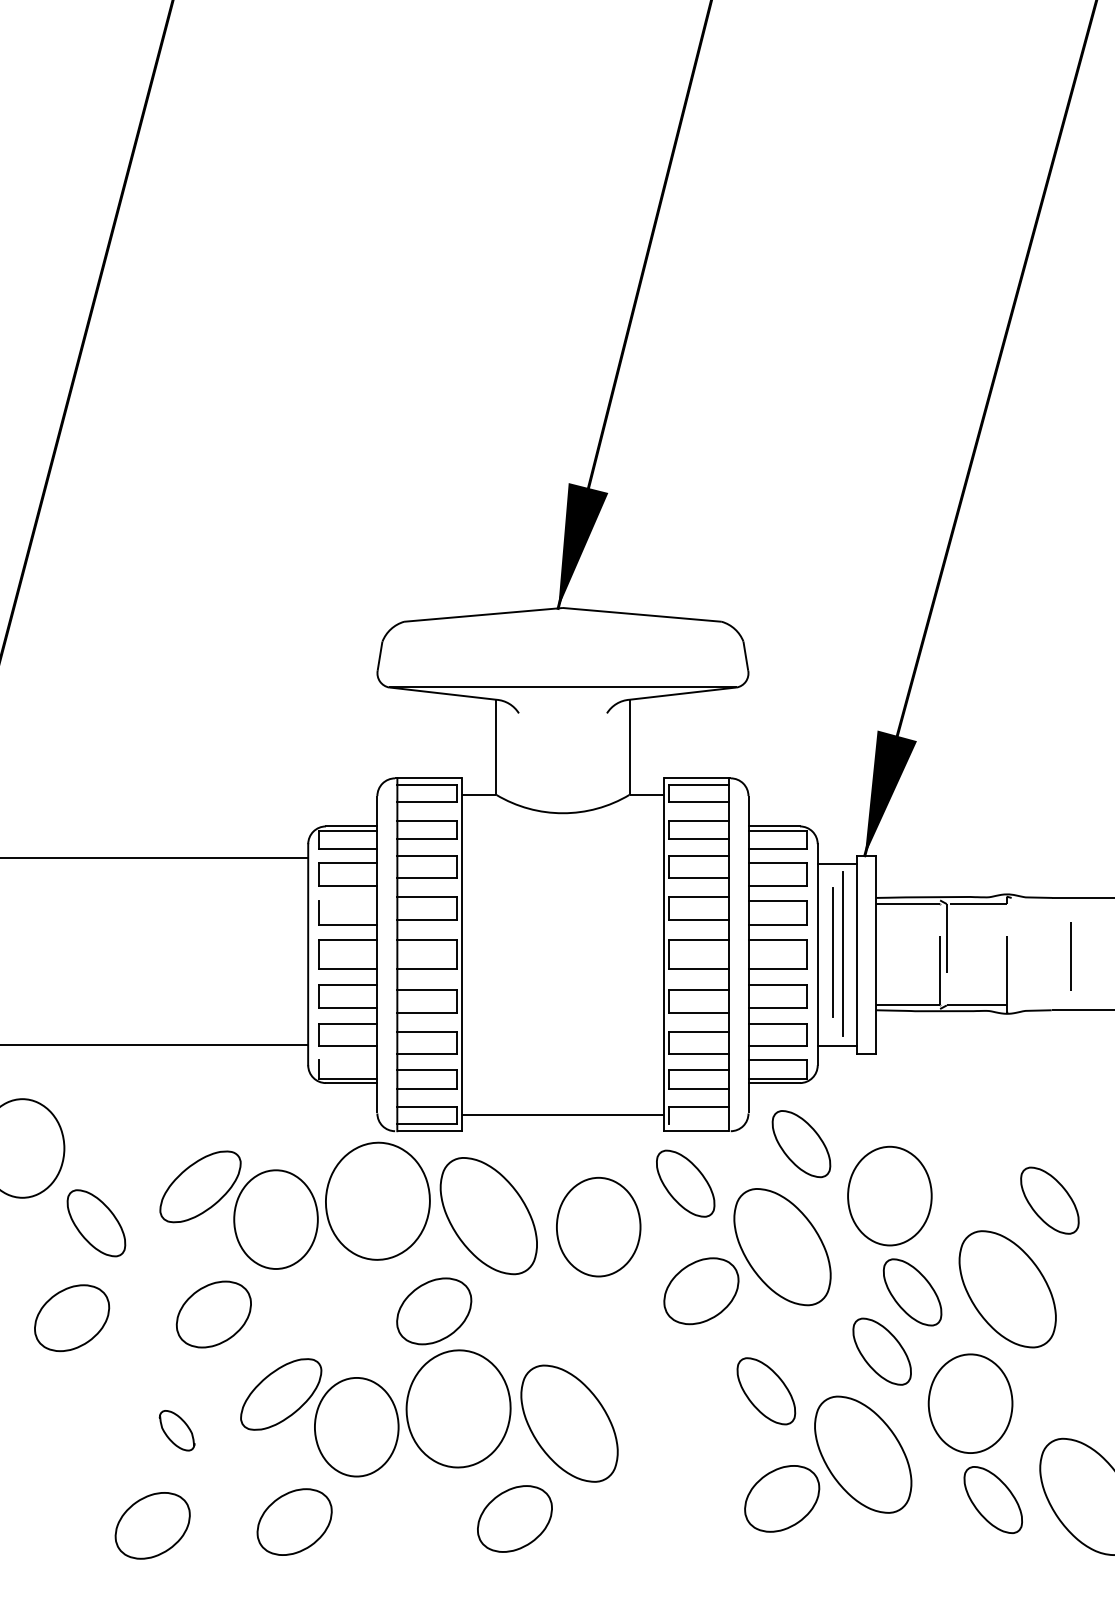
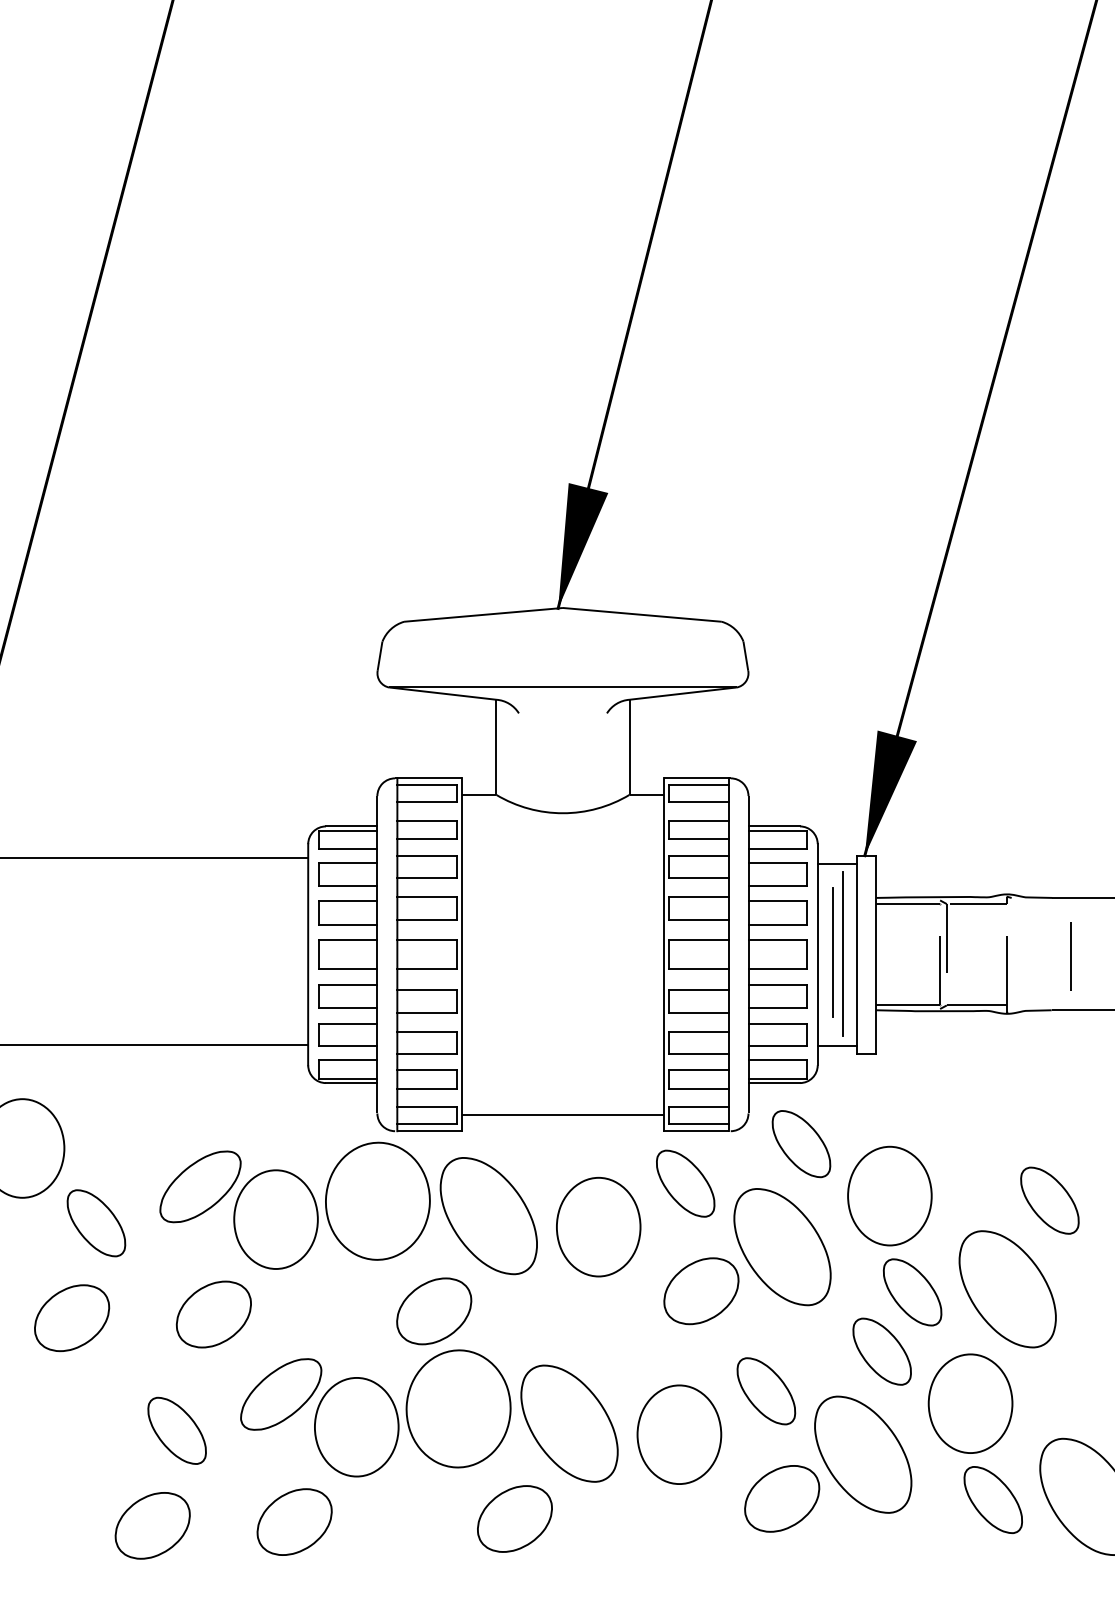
line: none -> present (347, 901)
line: none -> present (347, 1060)
line: none -> present (698, 1124)
part size: 38x42 px -> 60x69 px (176, 1430)
part: none -> present (679, 1434)
